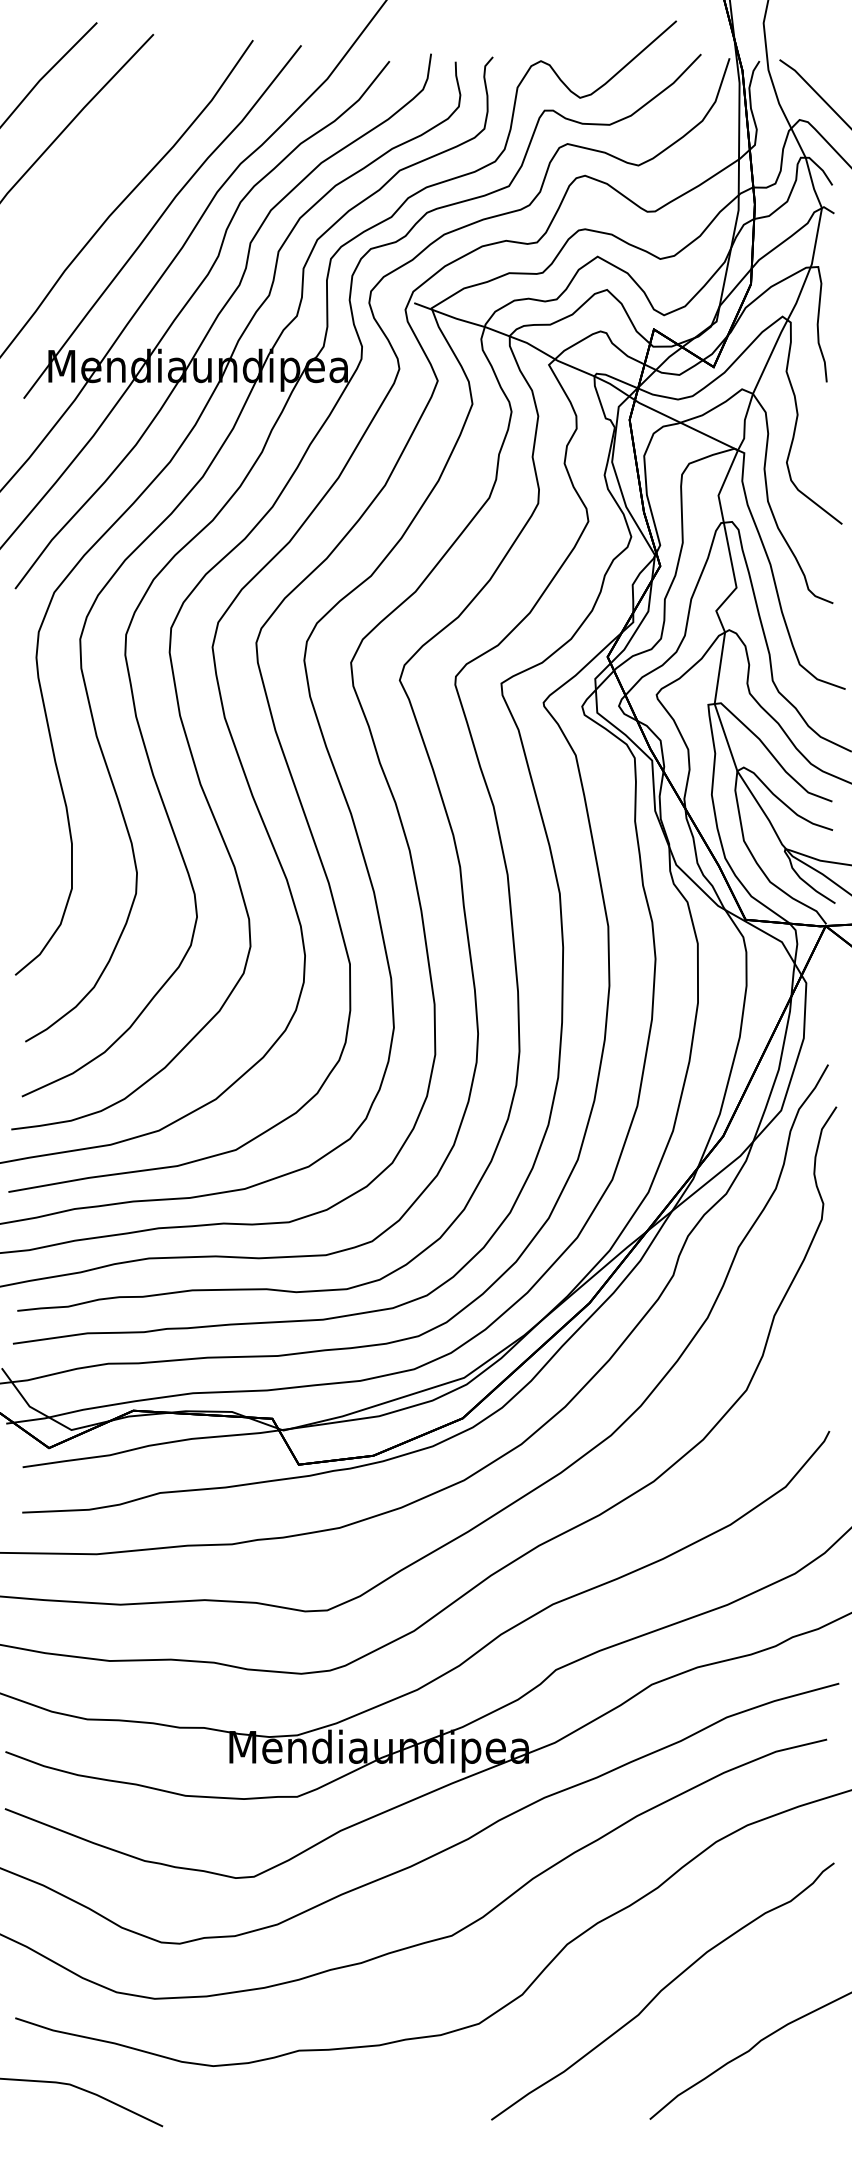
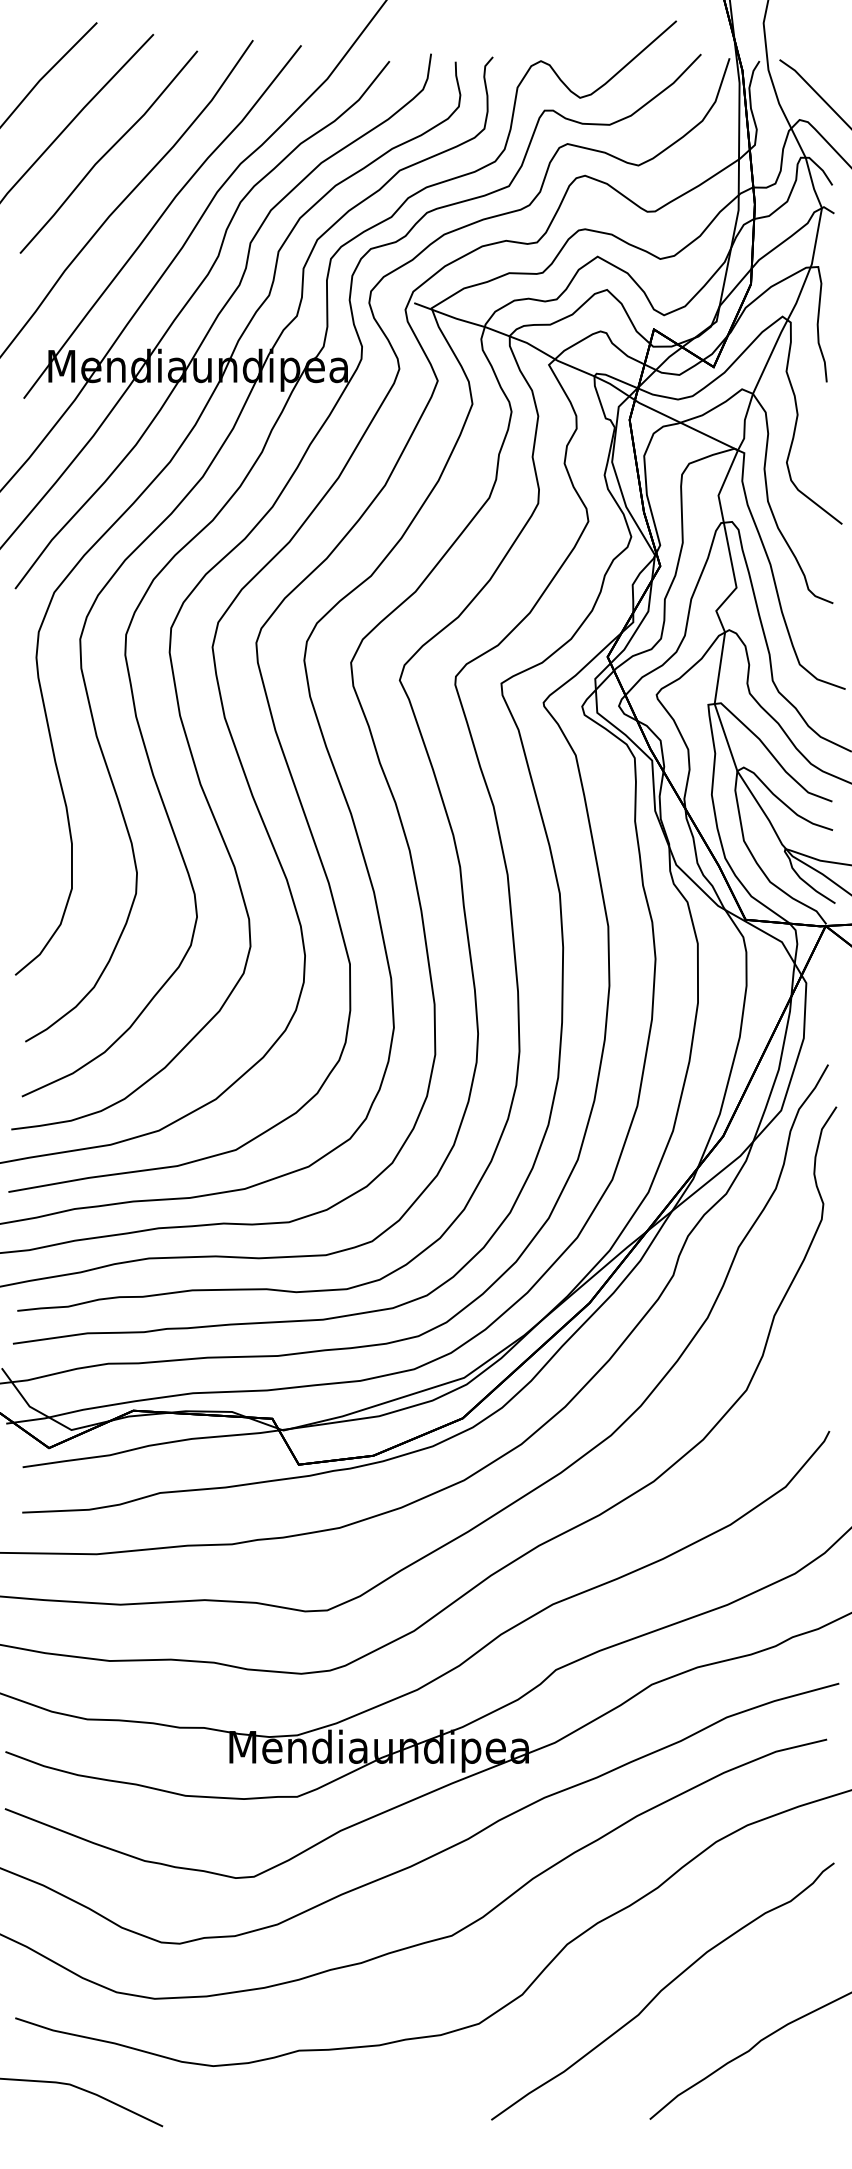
line: none -> present (108, 151)
